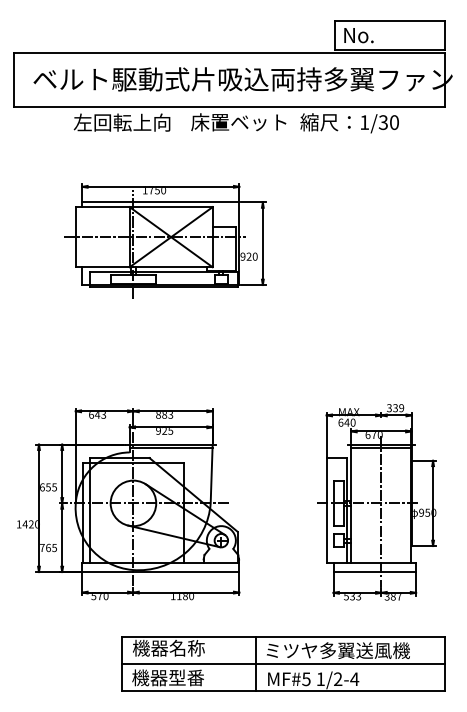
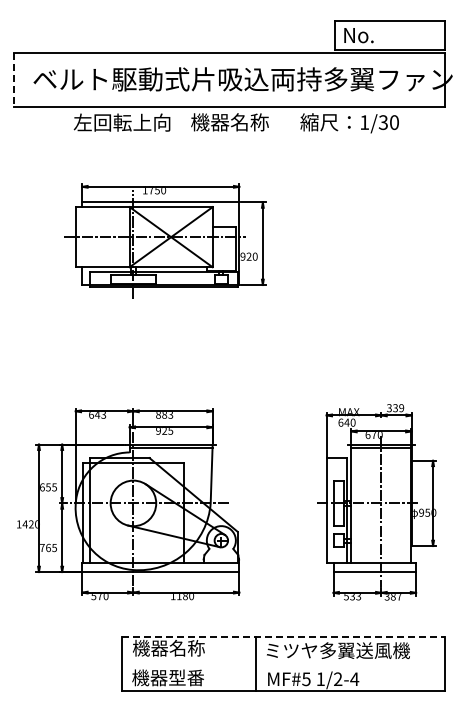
line: solid -> dashed (14, 79)
text: 床置ベット -> 機器名称 (238, 122)
line: solid -> dashed (283, 636)
line: present -> none (282, 663)
